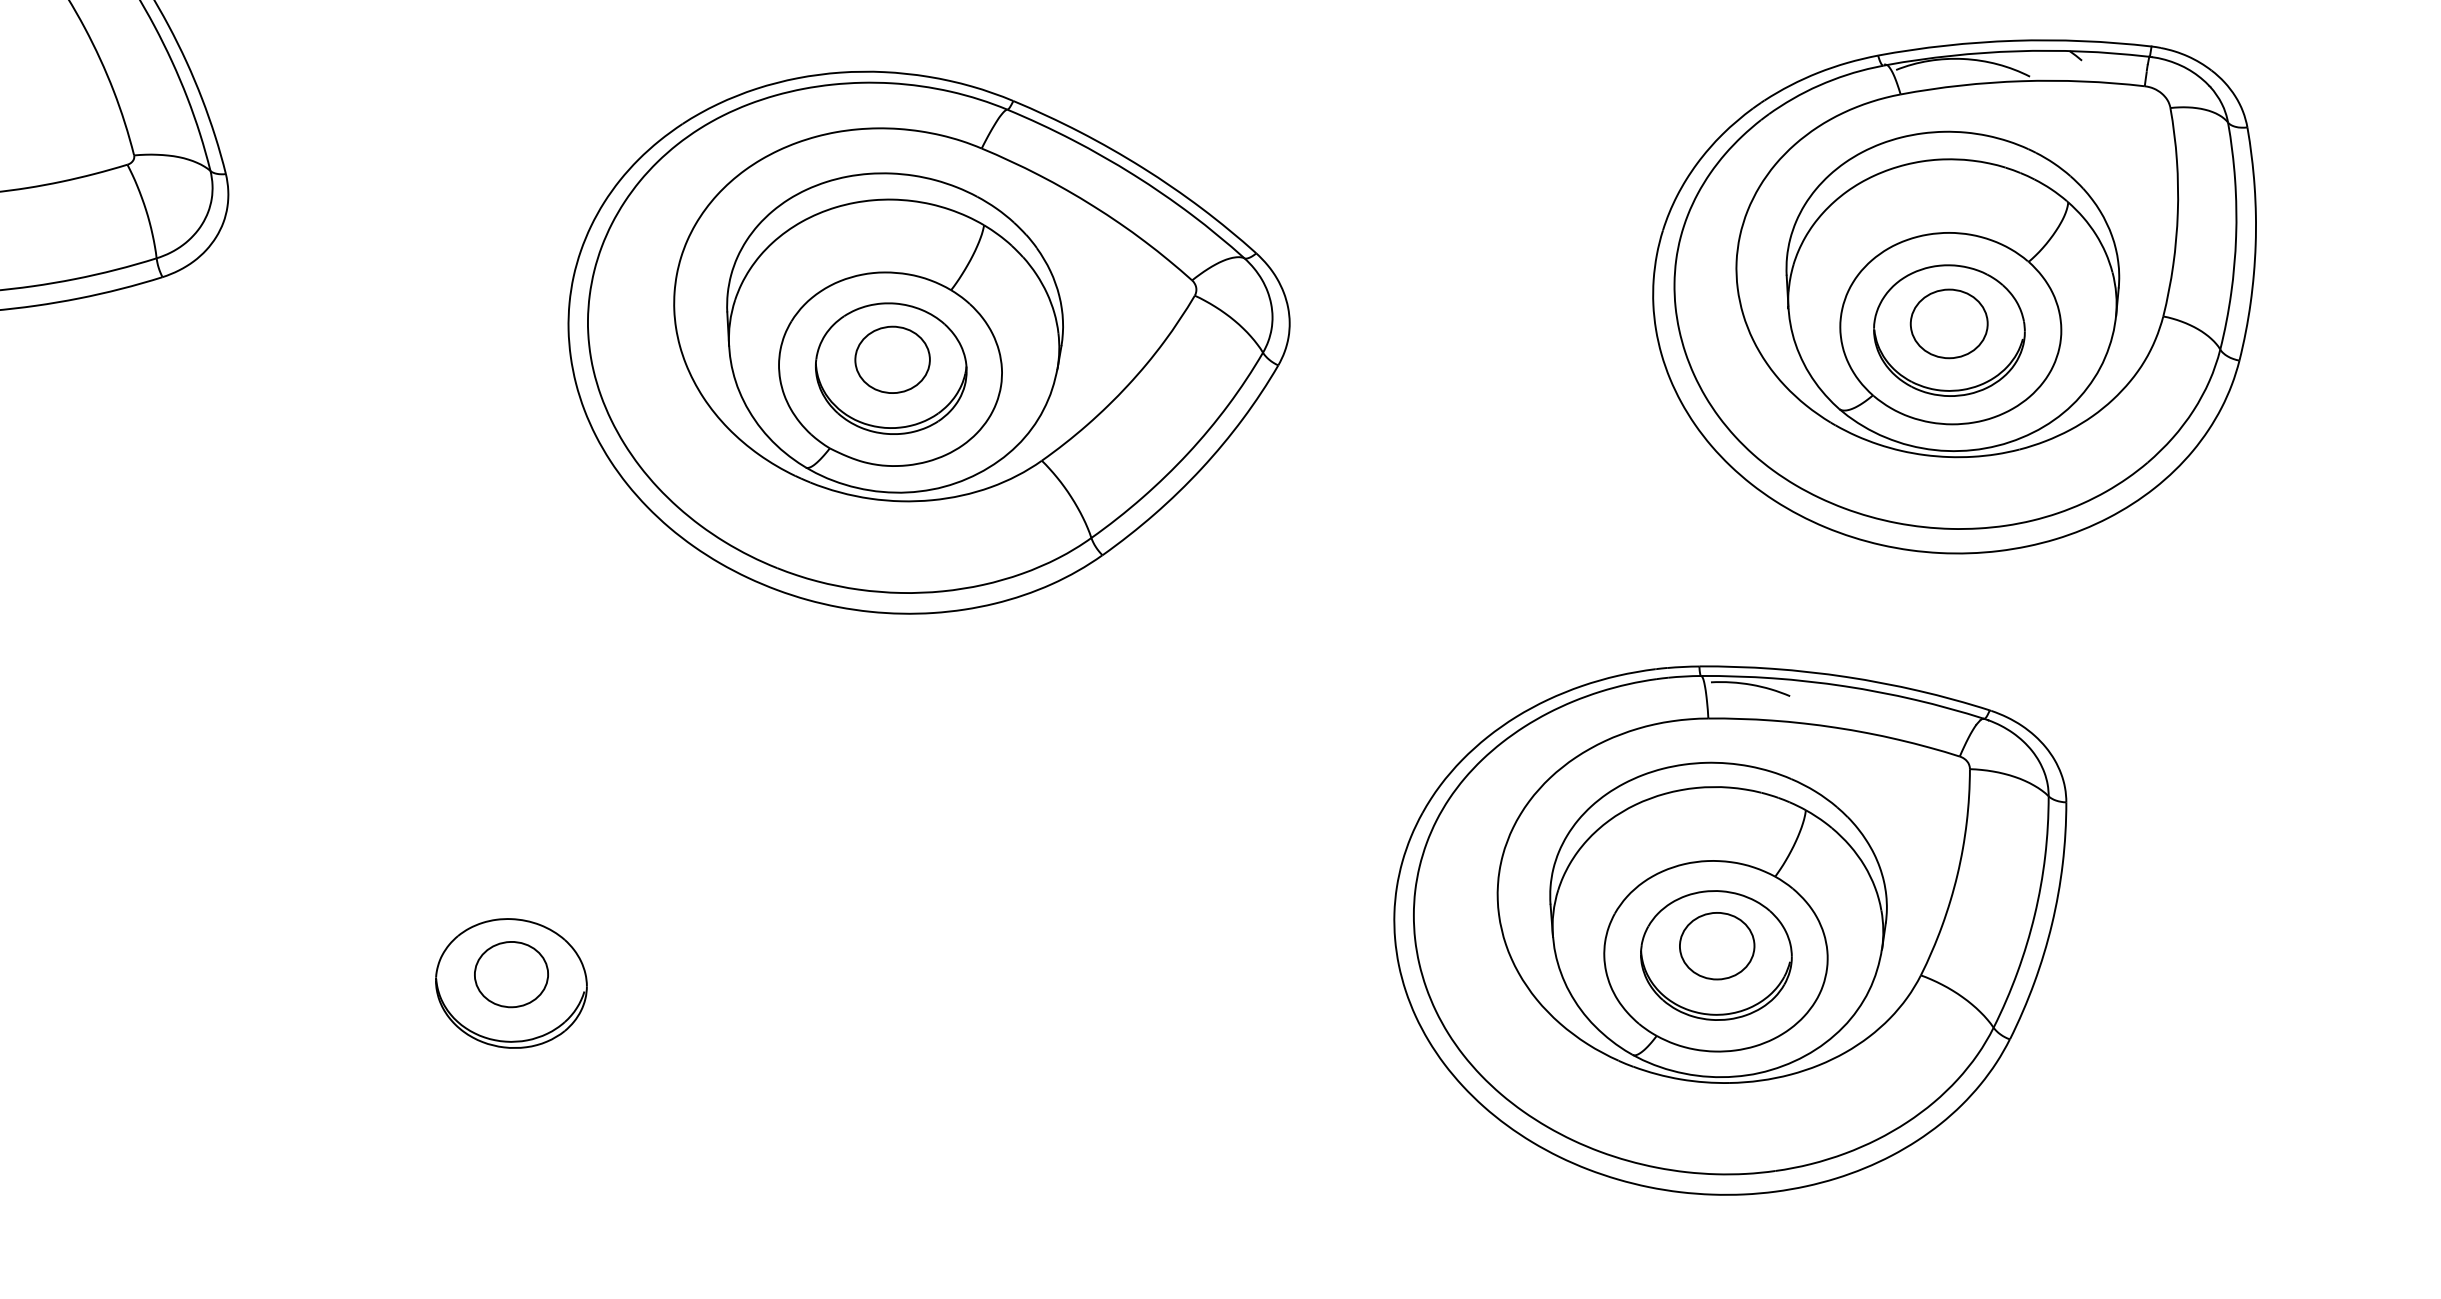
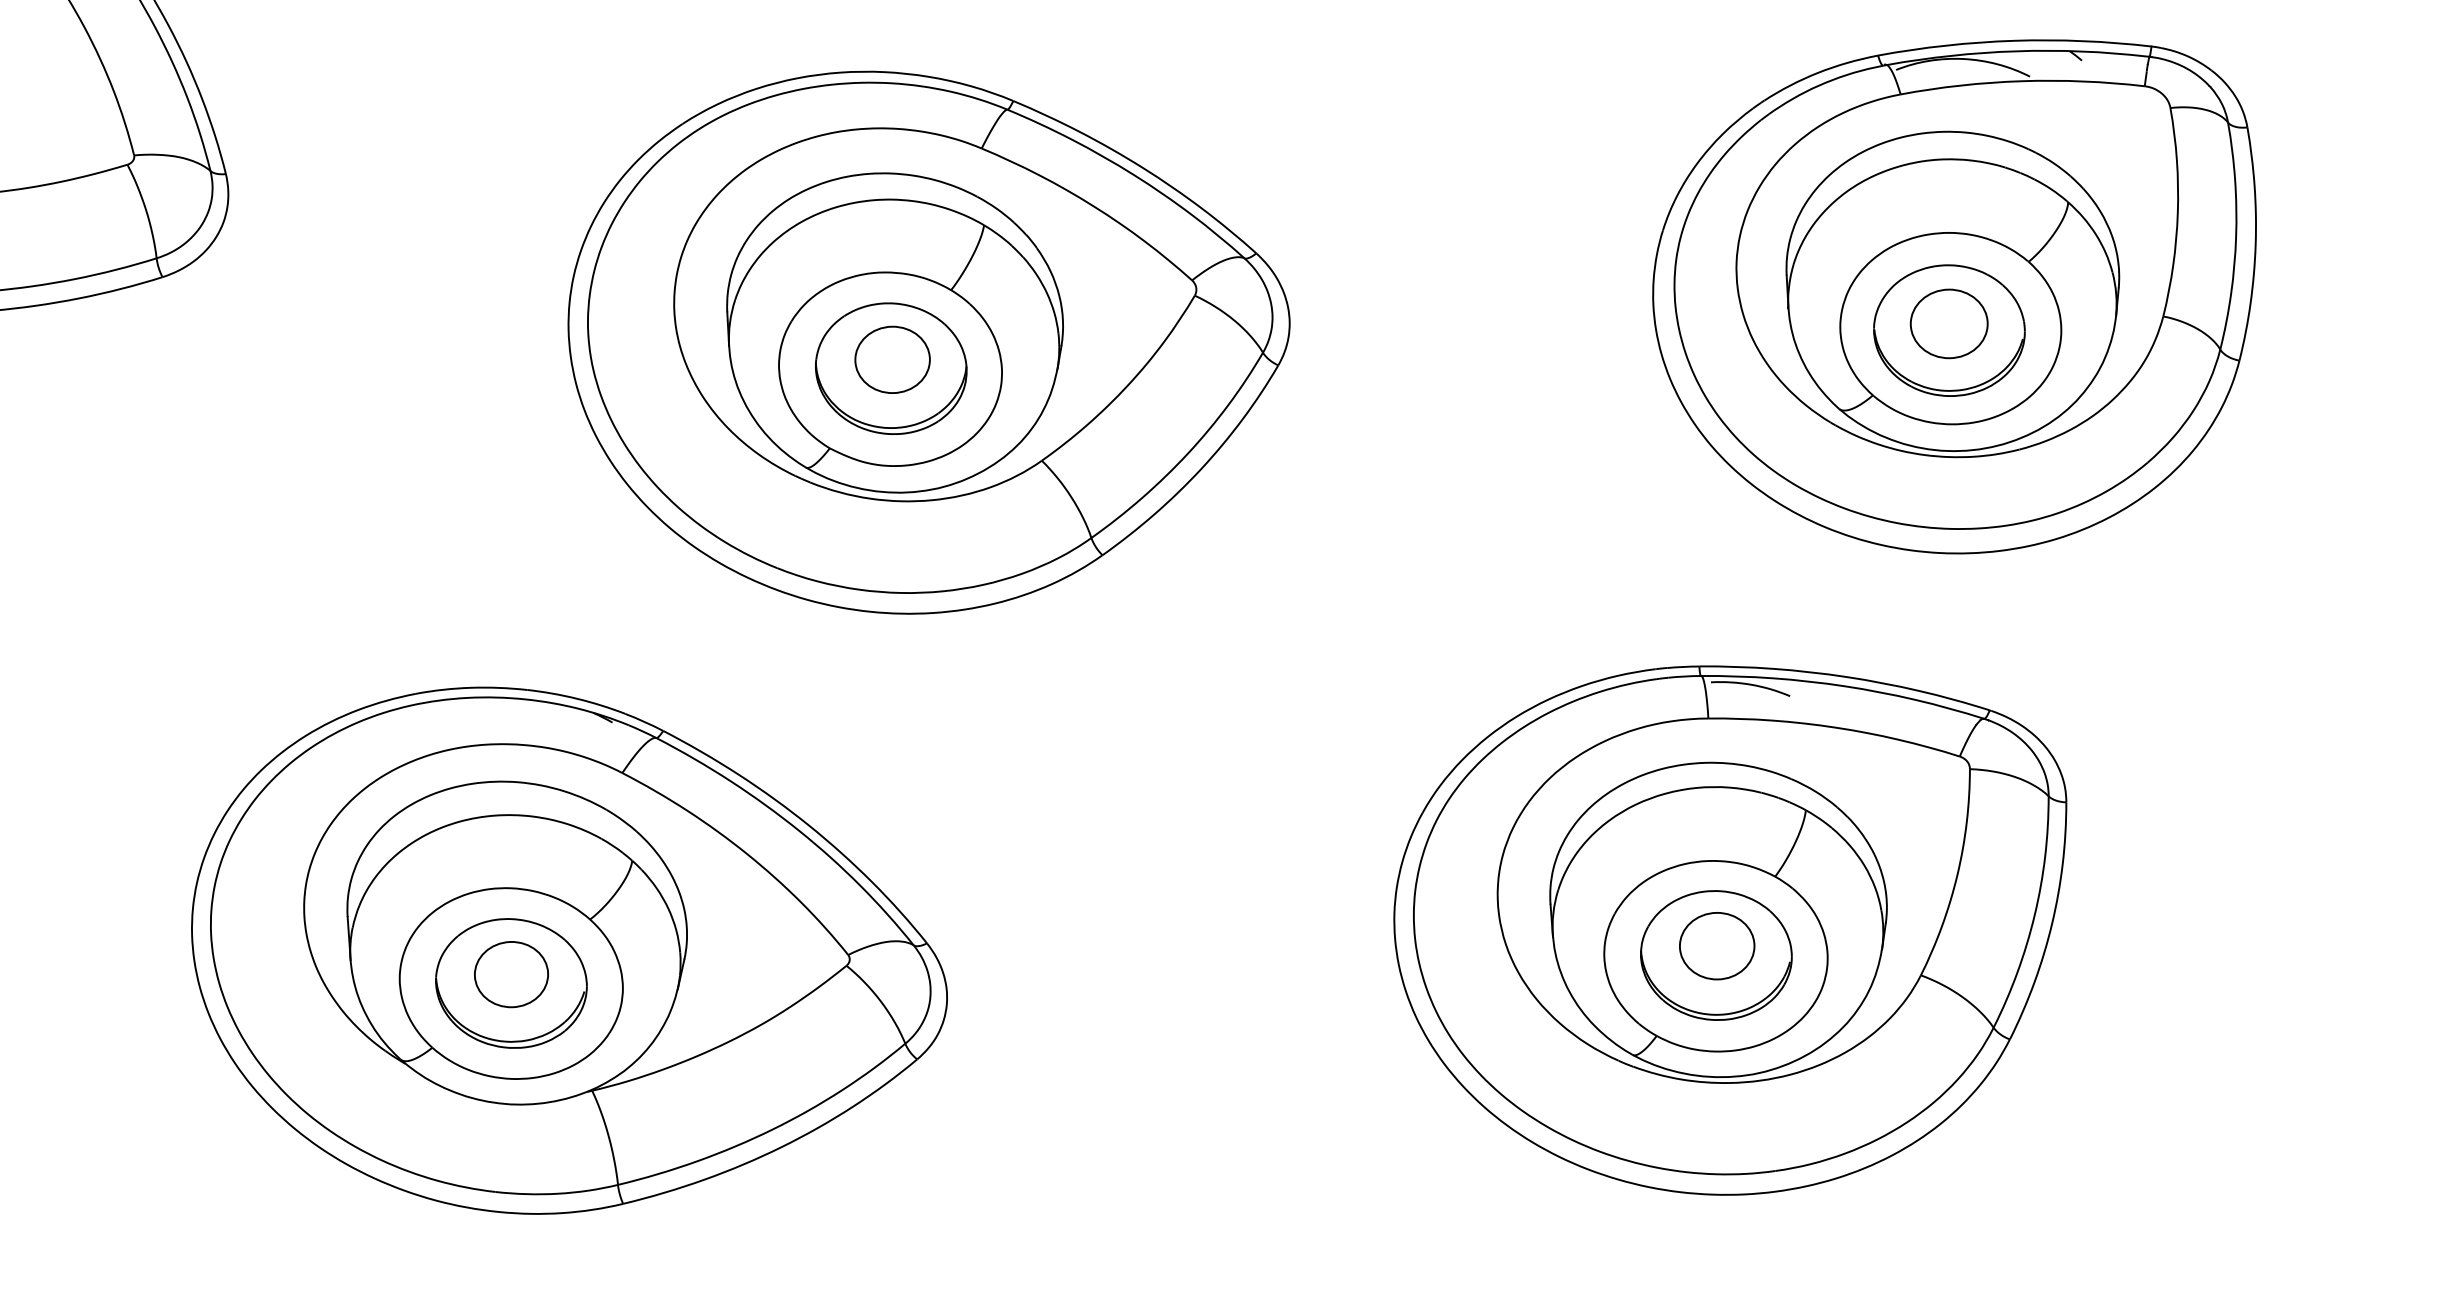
part: none -> present (569, 950)
